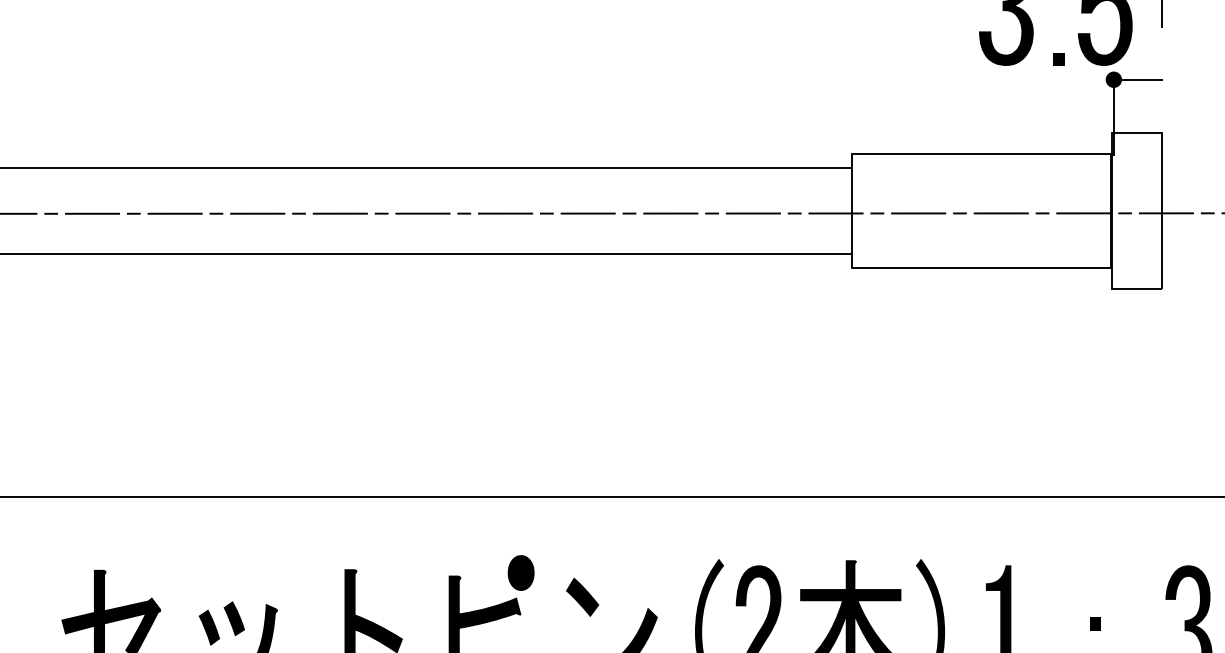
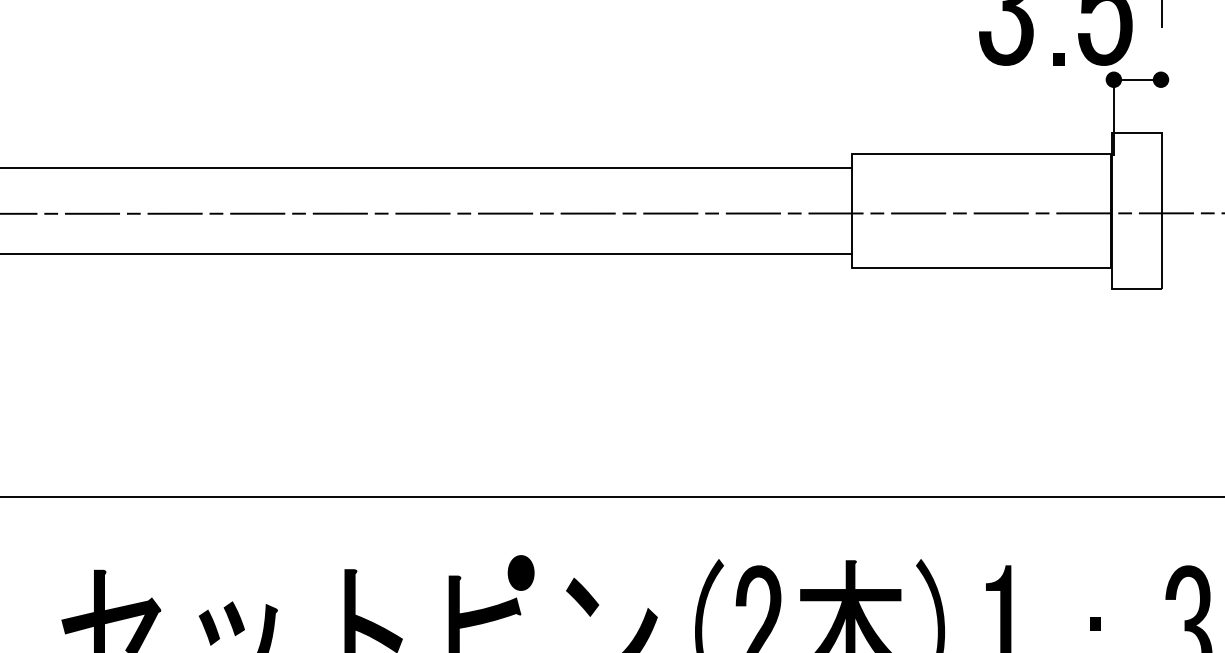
fill: none -> present (1160, 79)
